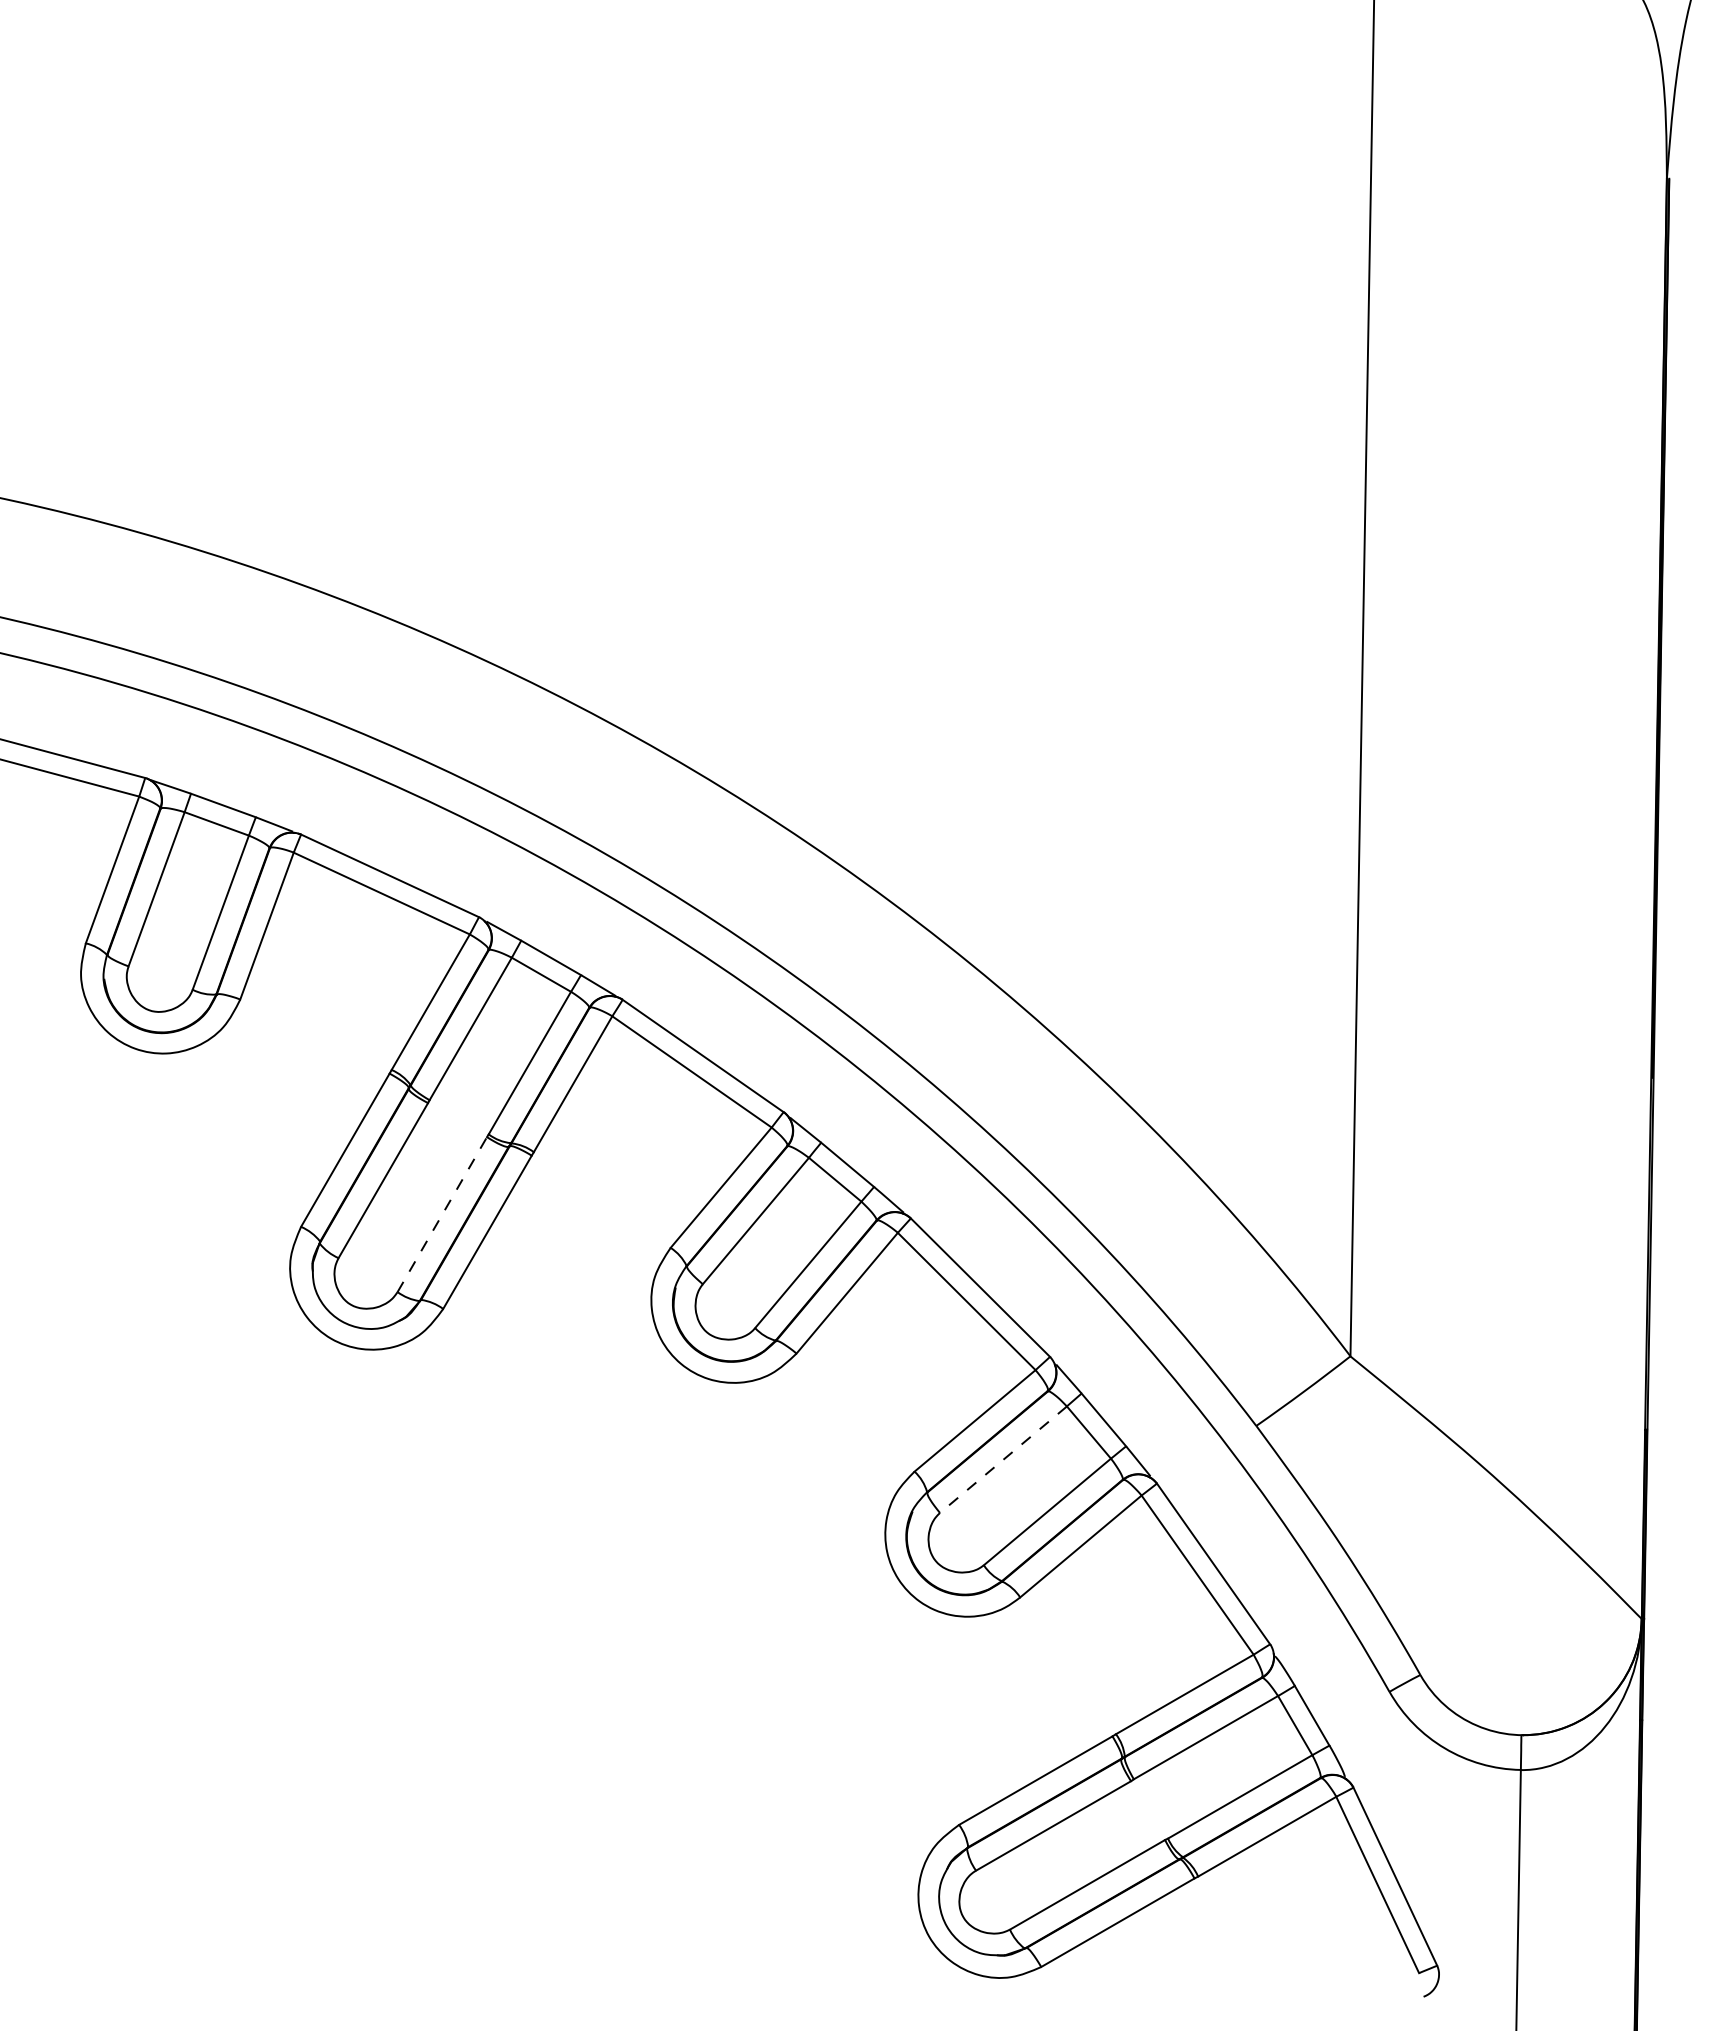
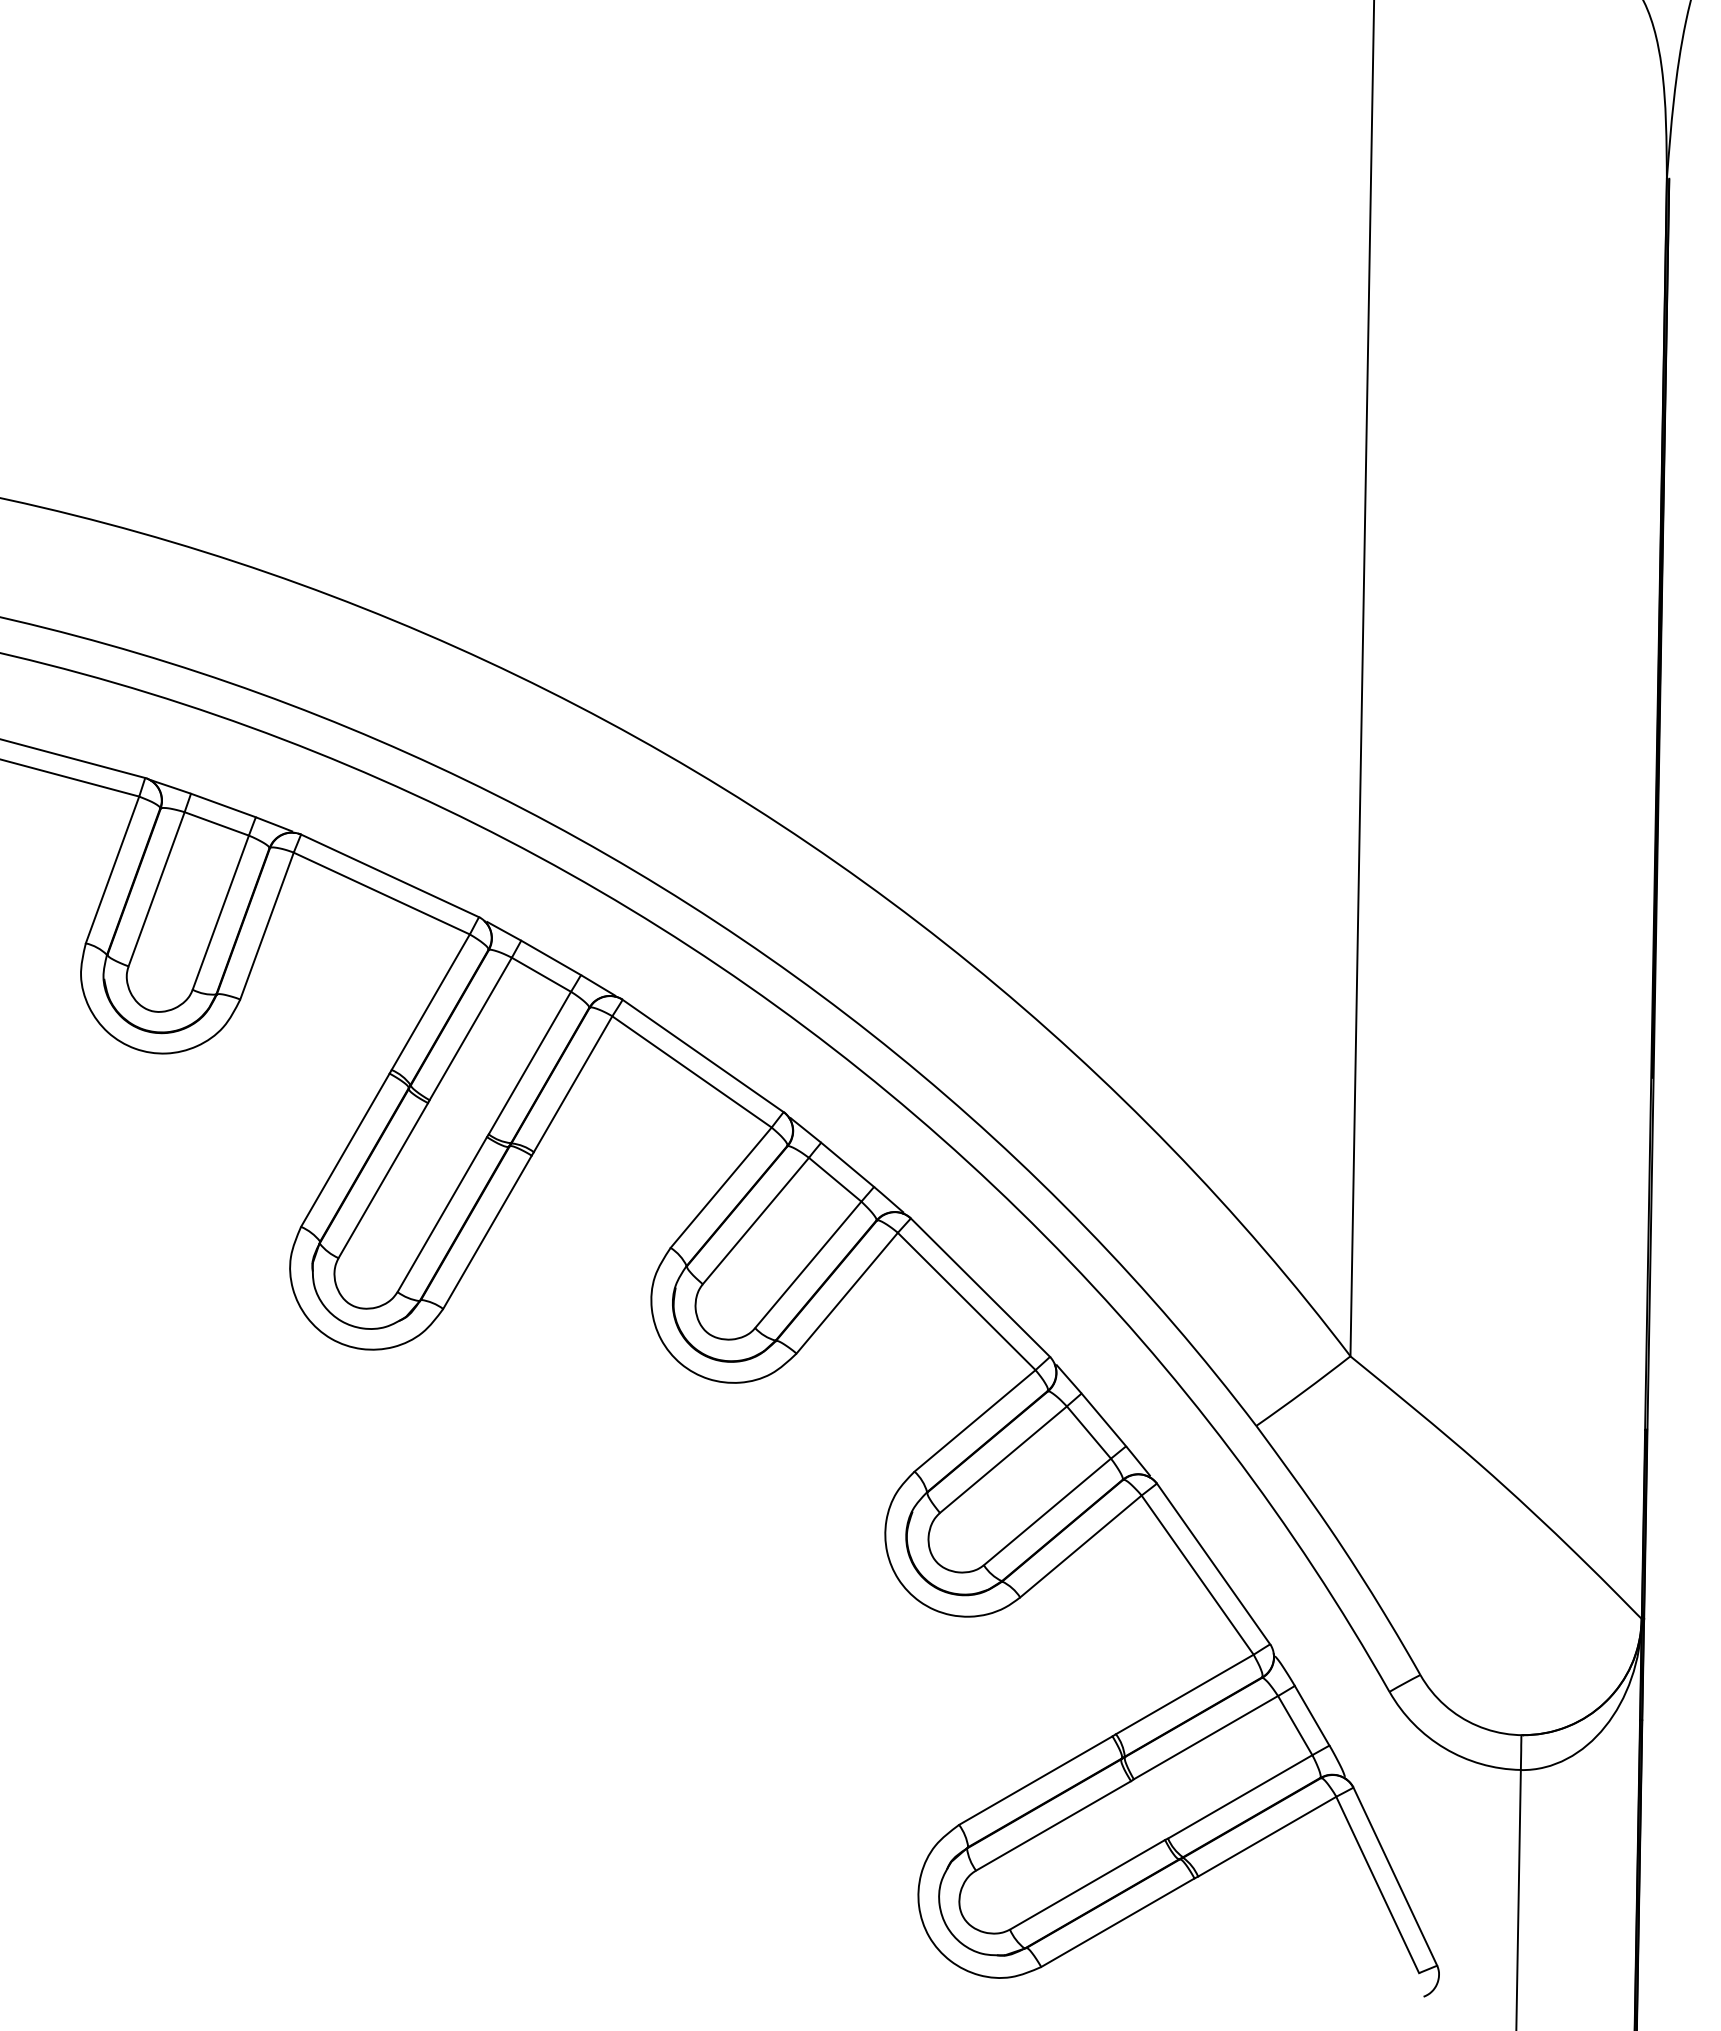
line: dashed -> solid (442, 1214)
line: dashed -> solid (1003, 1459)
